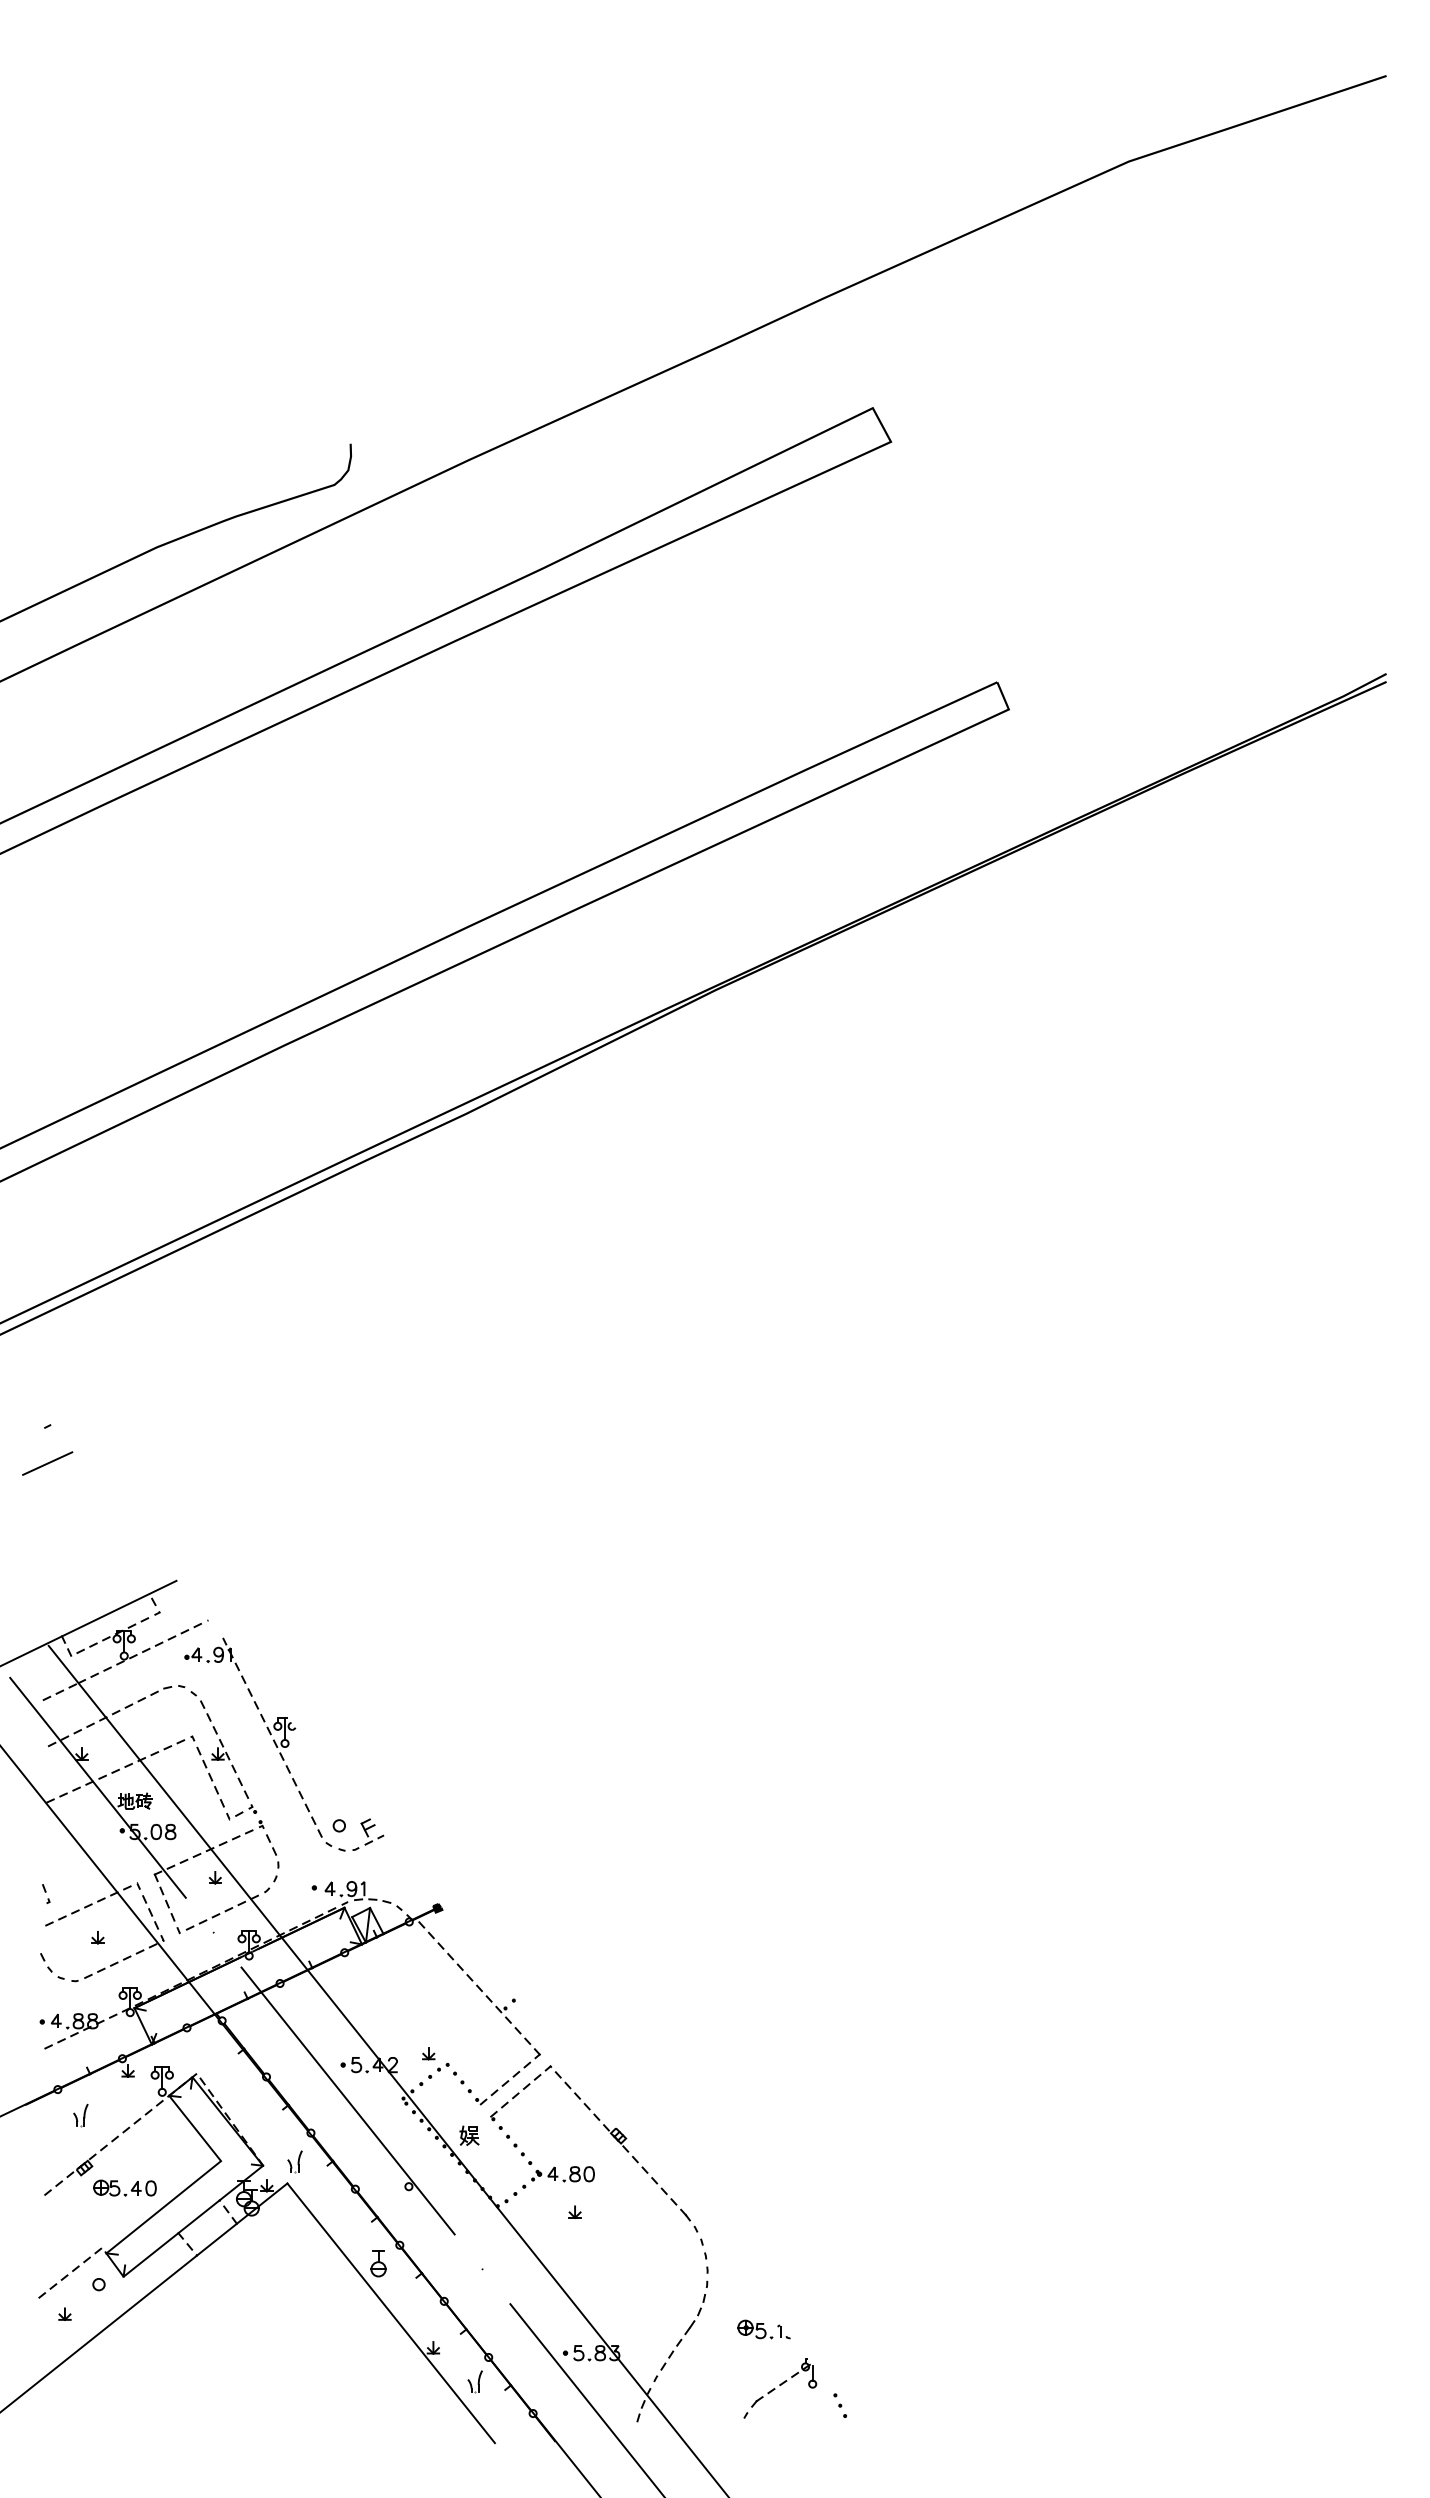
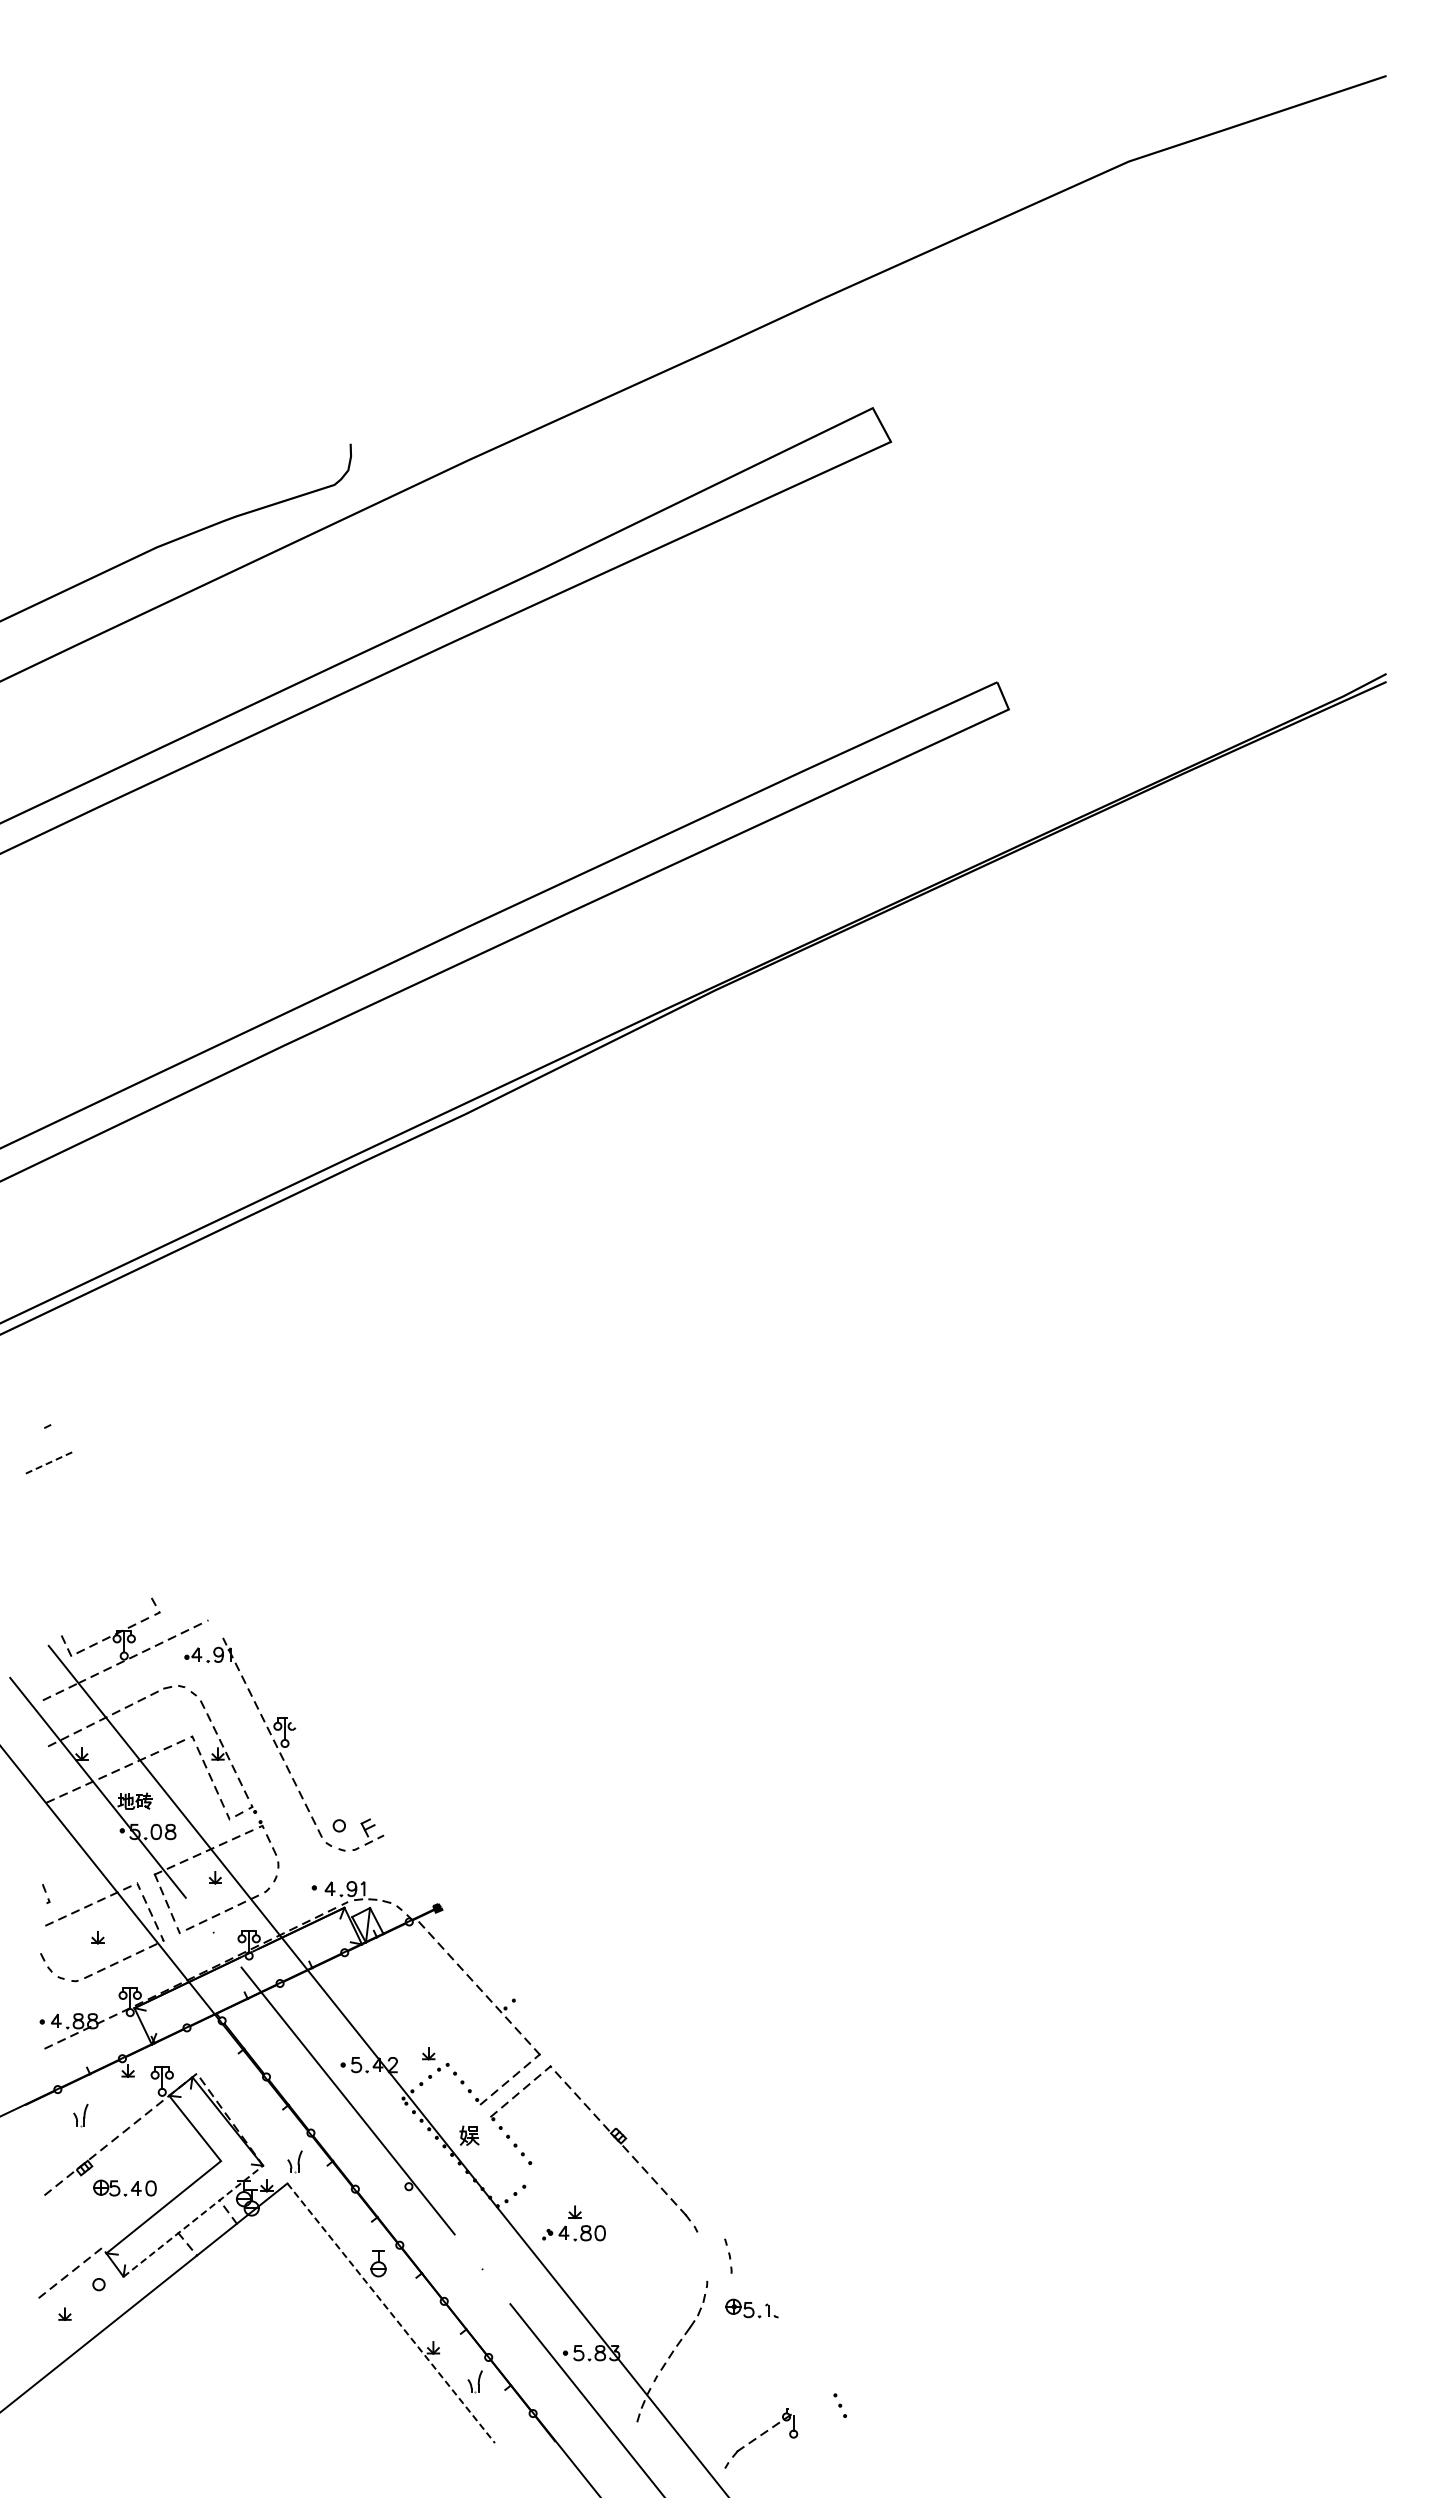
line: solid -> dashed (47, 1463)
line: present -> none (89, 1622)
part position: (562, 2174) -> (573, 2233) (573, 2233)
line: solid -> dashed (193, 2220)
part position: (704, 2255) -> (728, 2255) (728, 2255)
line: solid -> dashed (391, 2313)
part position: (763, 2329) -> (751, 2308) (751, 2308)
part position: (780, 2388) -> (761, 2438) (761, 2438)
